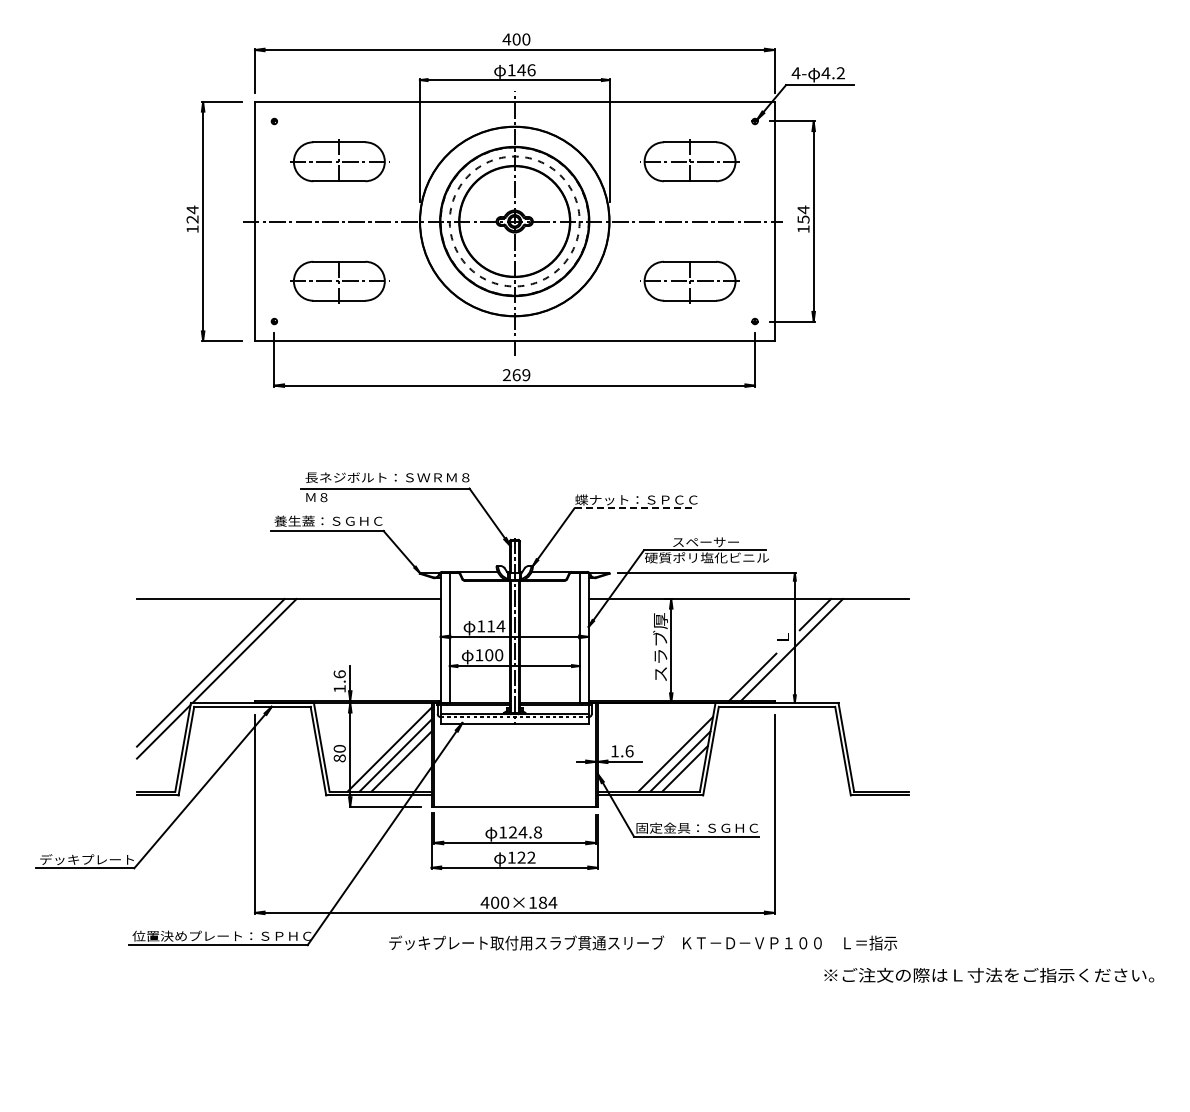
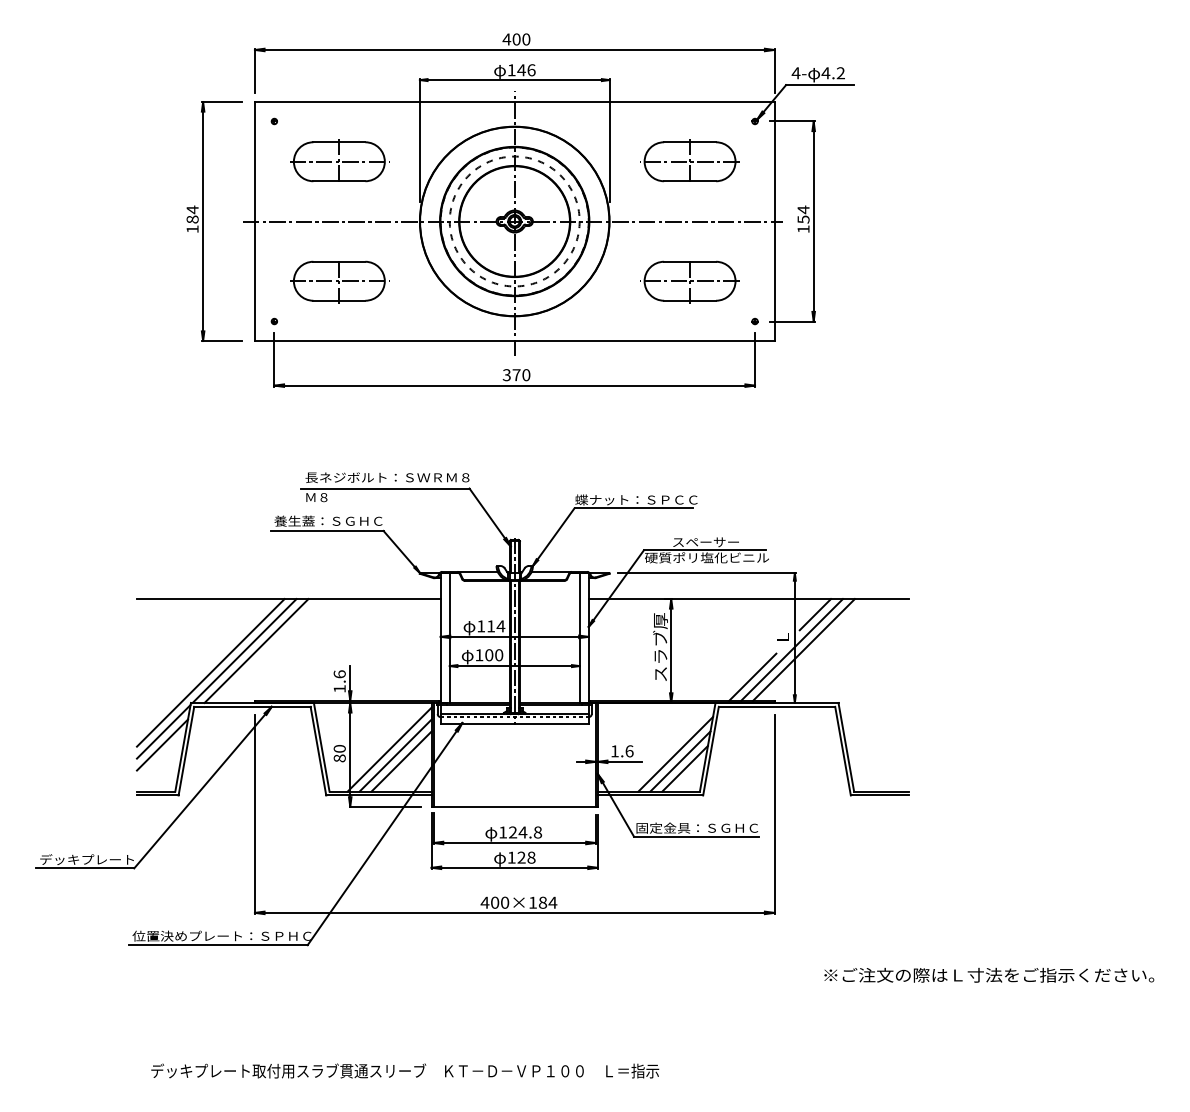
text: 124 -> 184 (192, 219)
text: 269 -> 370 (516, 375)
line: dashed -> solid (634, 508)
line: none -> present (803, 649)
line: none -> present (256, 650)
line: none -> present (162, 744)
text: 122 -> 128 (531, 857)
text position: (643, 942) -> (405, 1070) (405, 1070)
